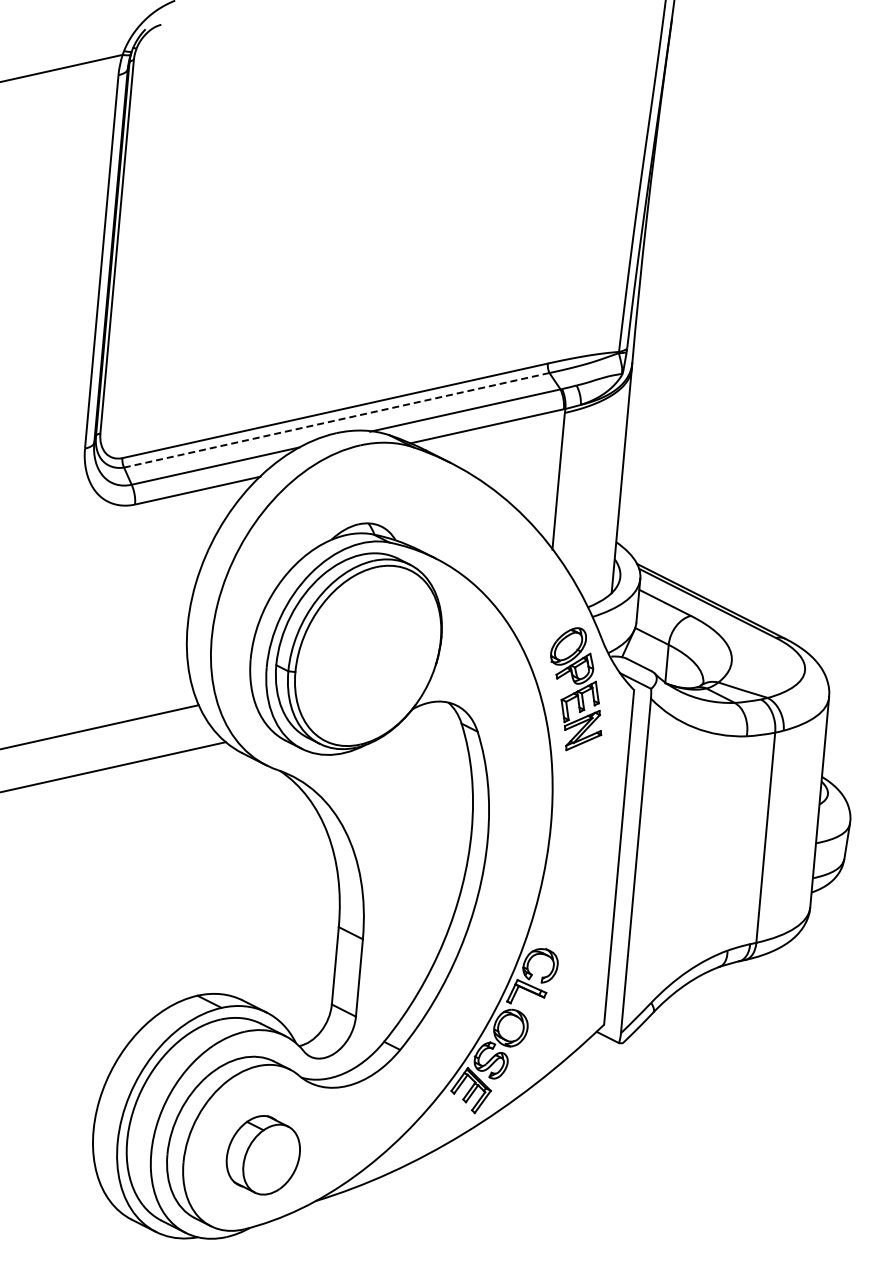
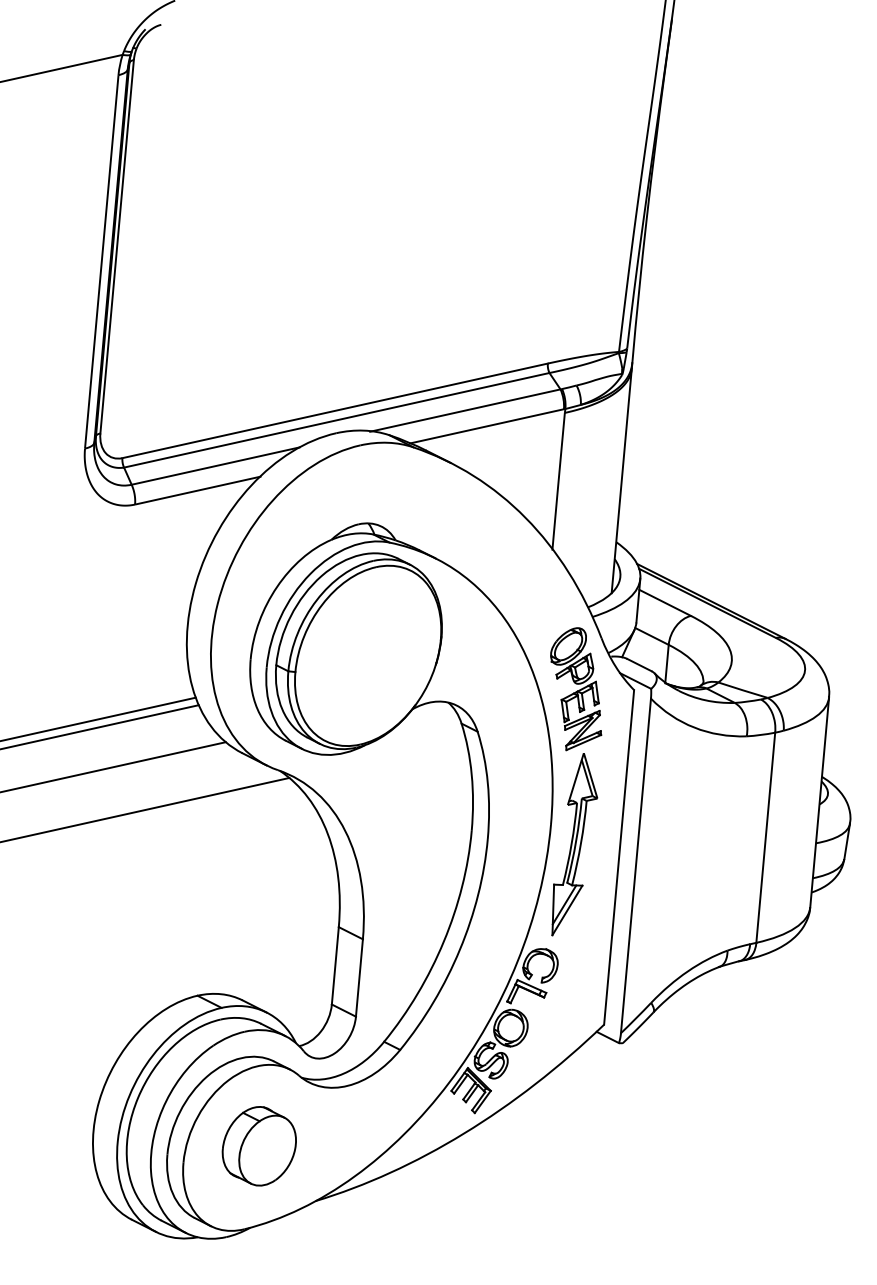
line: dashed -> solid (336, 420)
line: none -> present (98, 718)
line: none -> present (145, 809)
part: none -> present (574, 844)
part position: (262, 1155) -> (258, 1146) (258, 1146)
